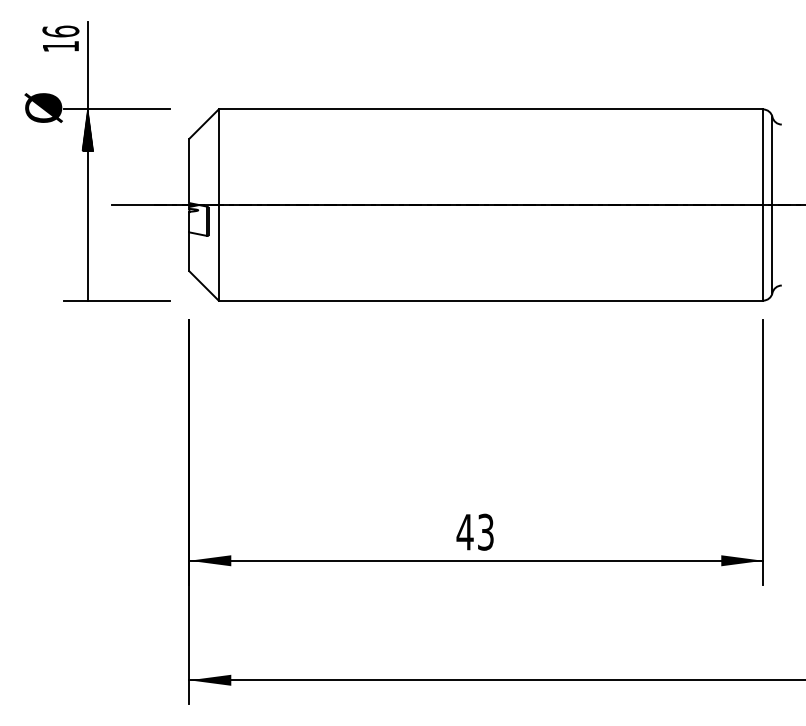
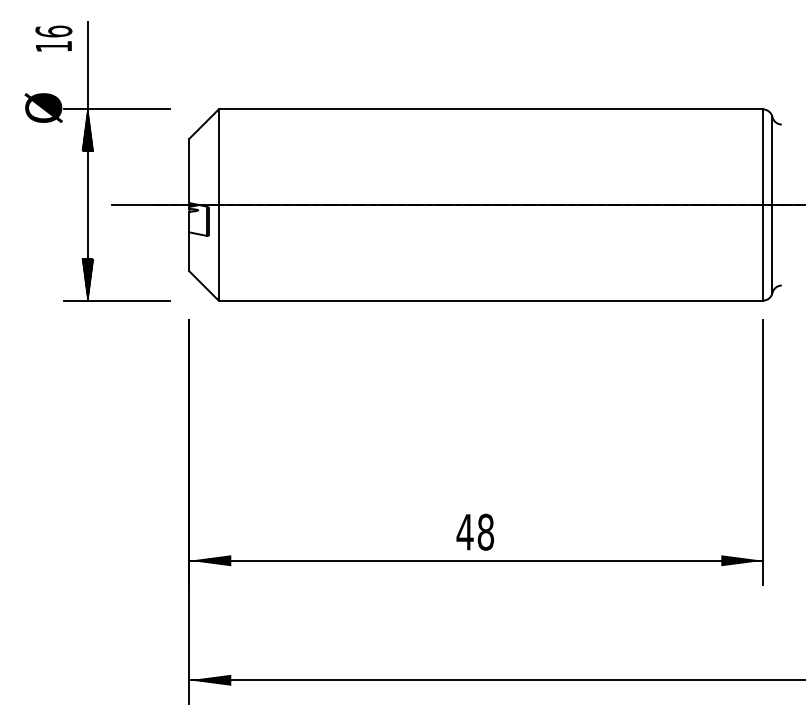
text position: (60, 38) -> (53, 38) (53, 38)
hatch: none -> present (87, 279)
text: 43 -> 48 (485, 531)
